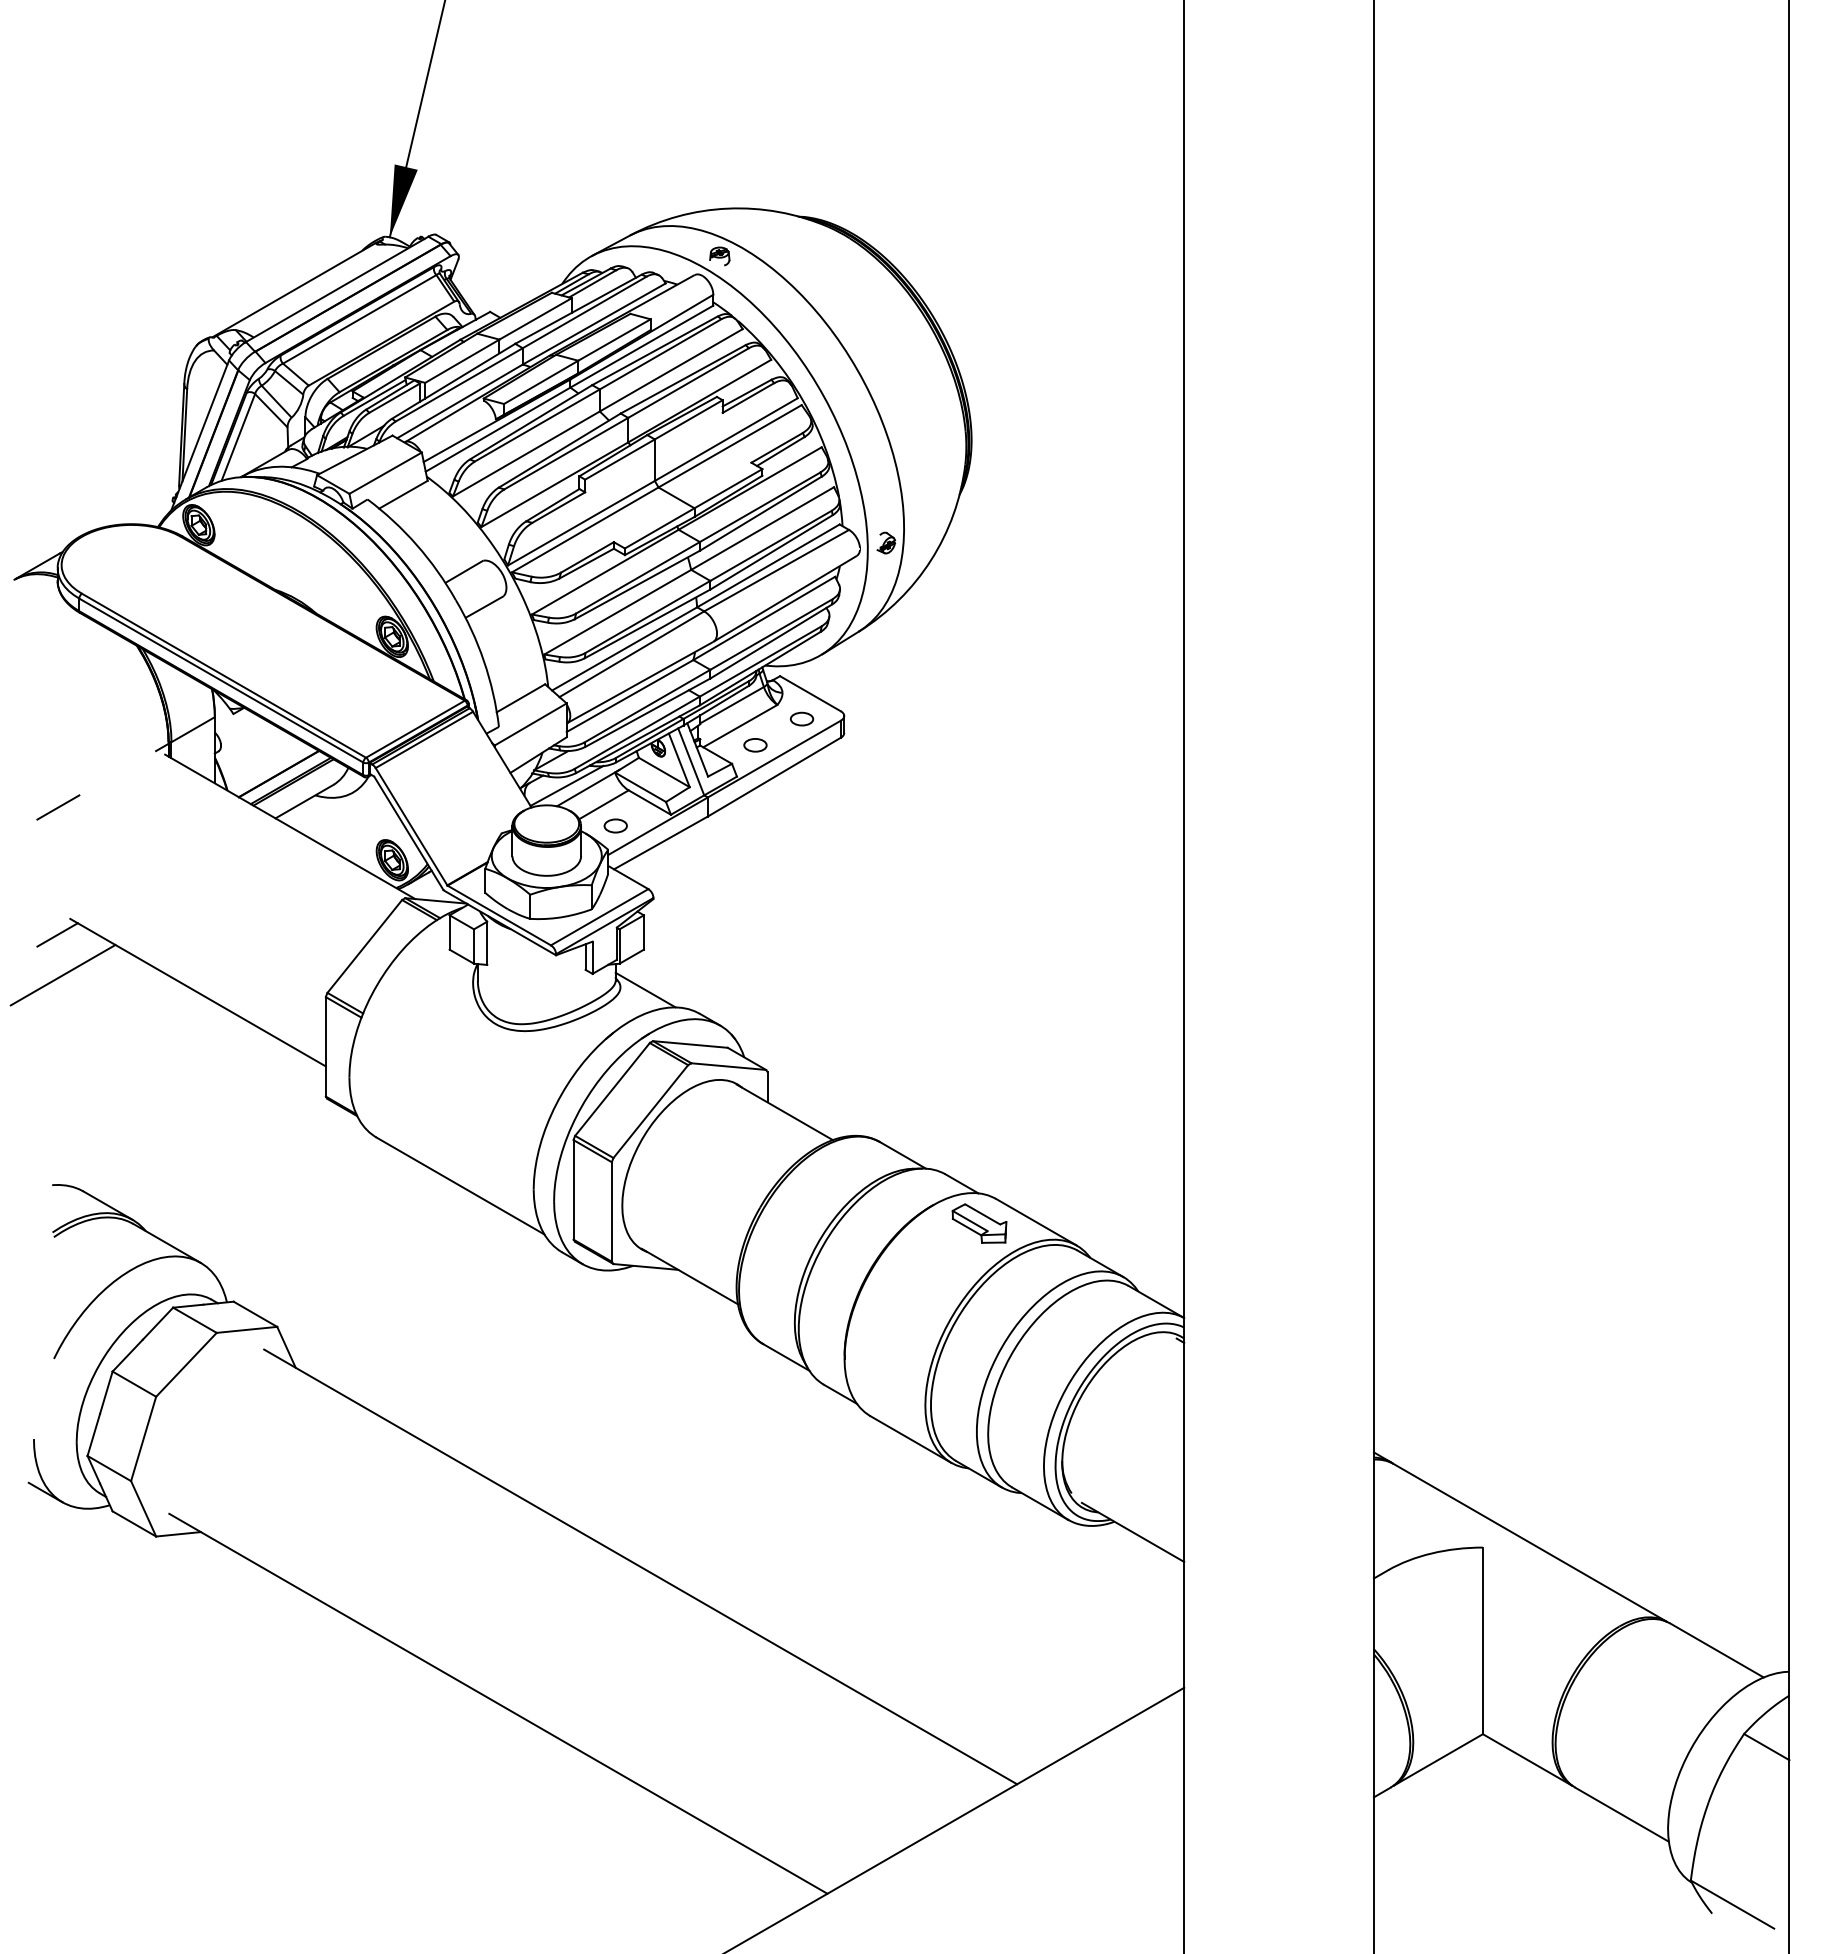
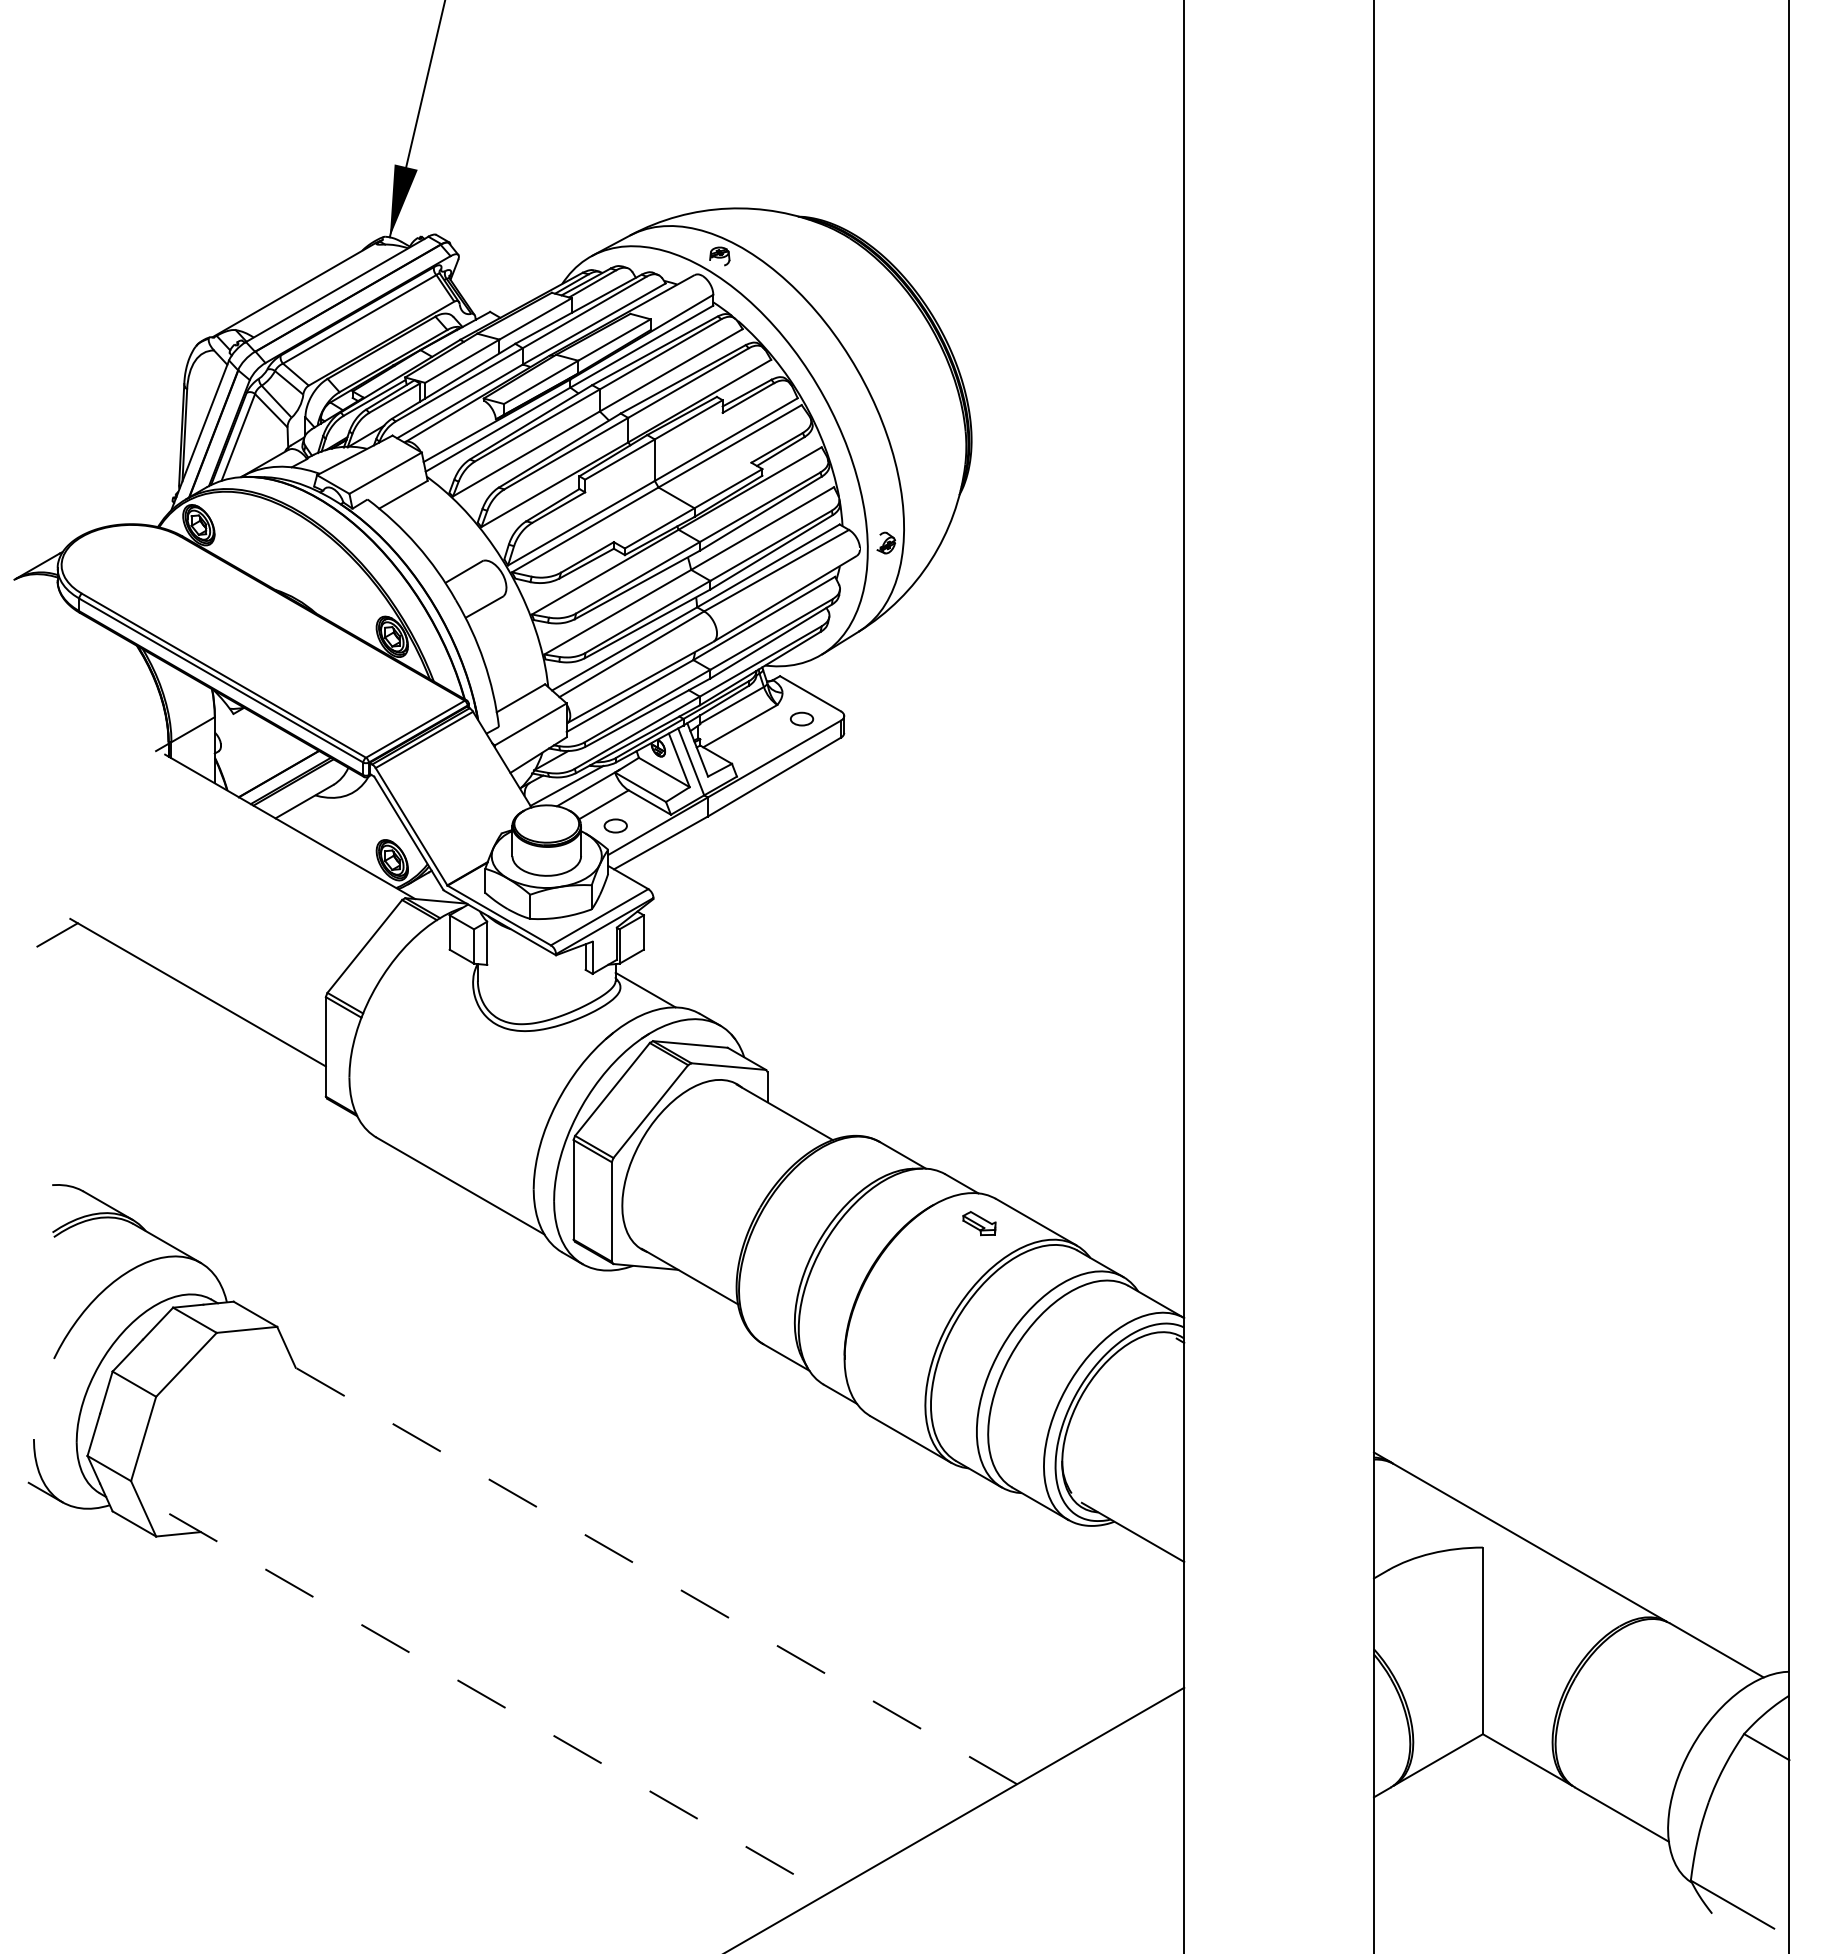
part: present -> none (755, 745)
line: present -> none (58, 807)
line: present -> none (62, 974)
part size: 57x41 px -> 35x26 px (979, 1223)
line: solid -> dashed (640, 1566)
line: solid -> dashed (498, 1703)
